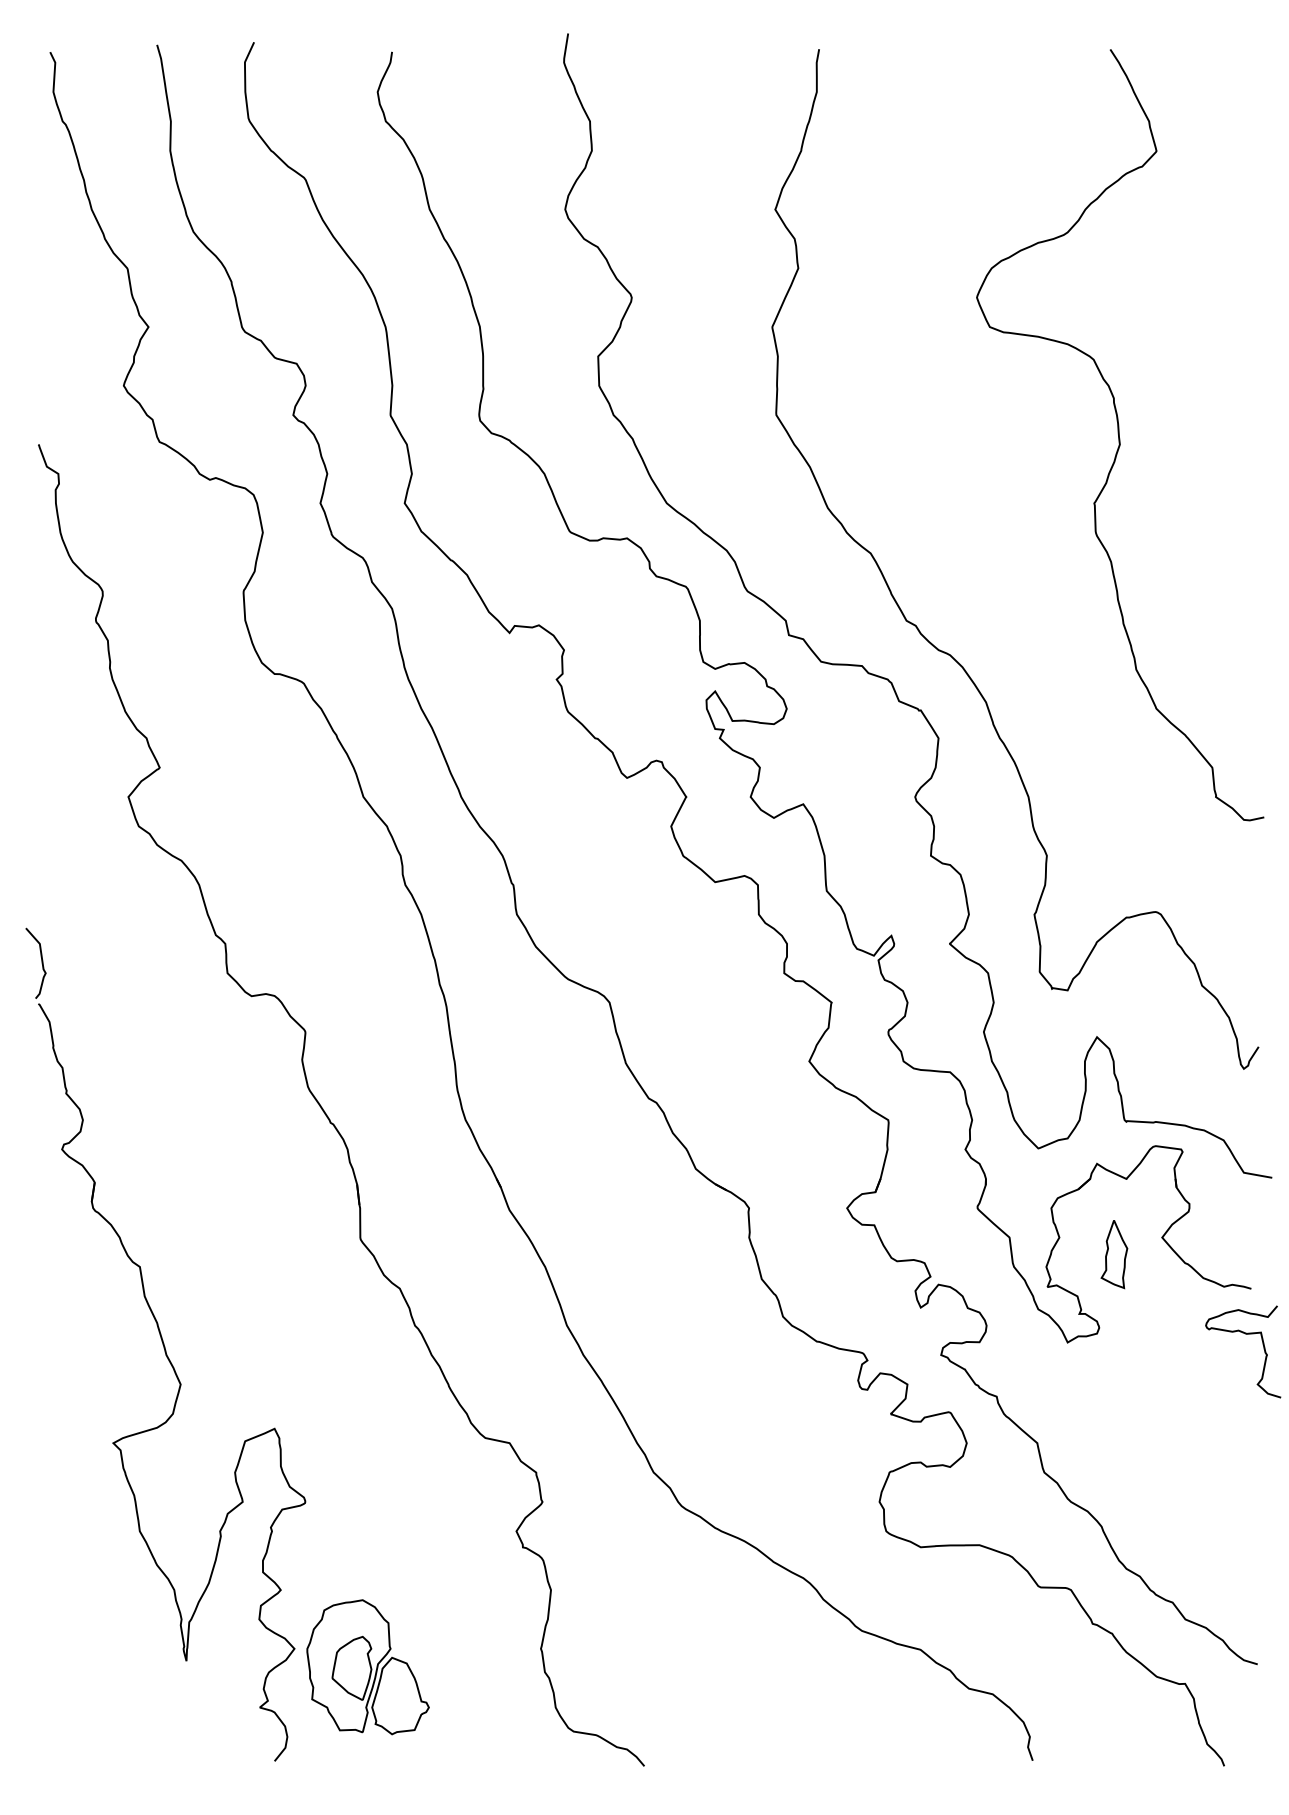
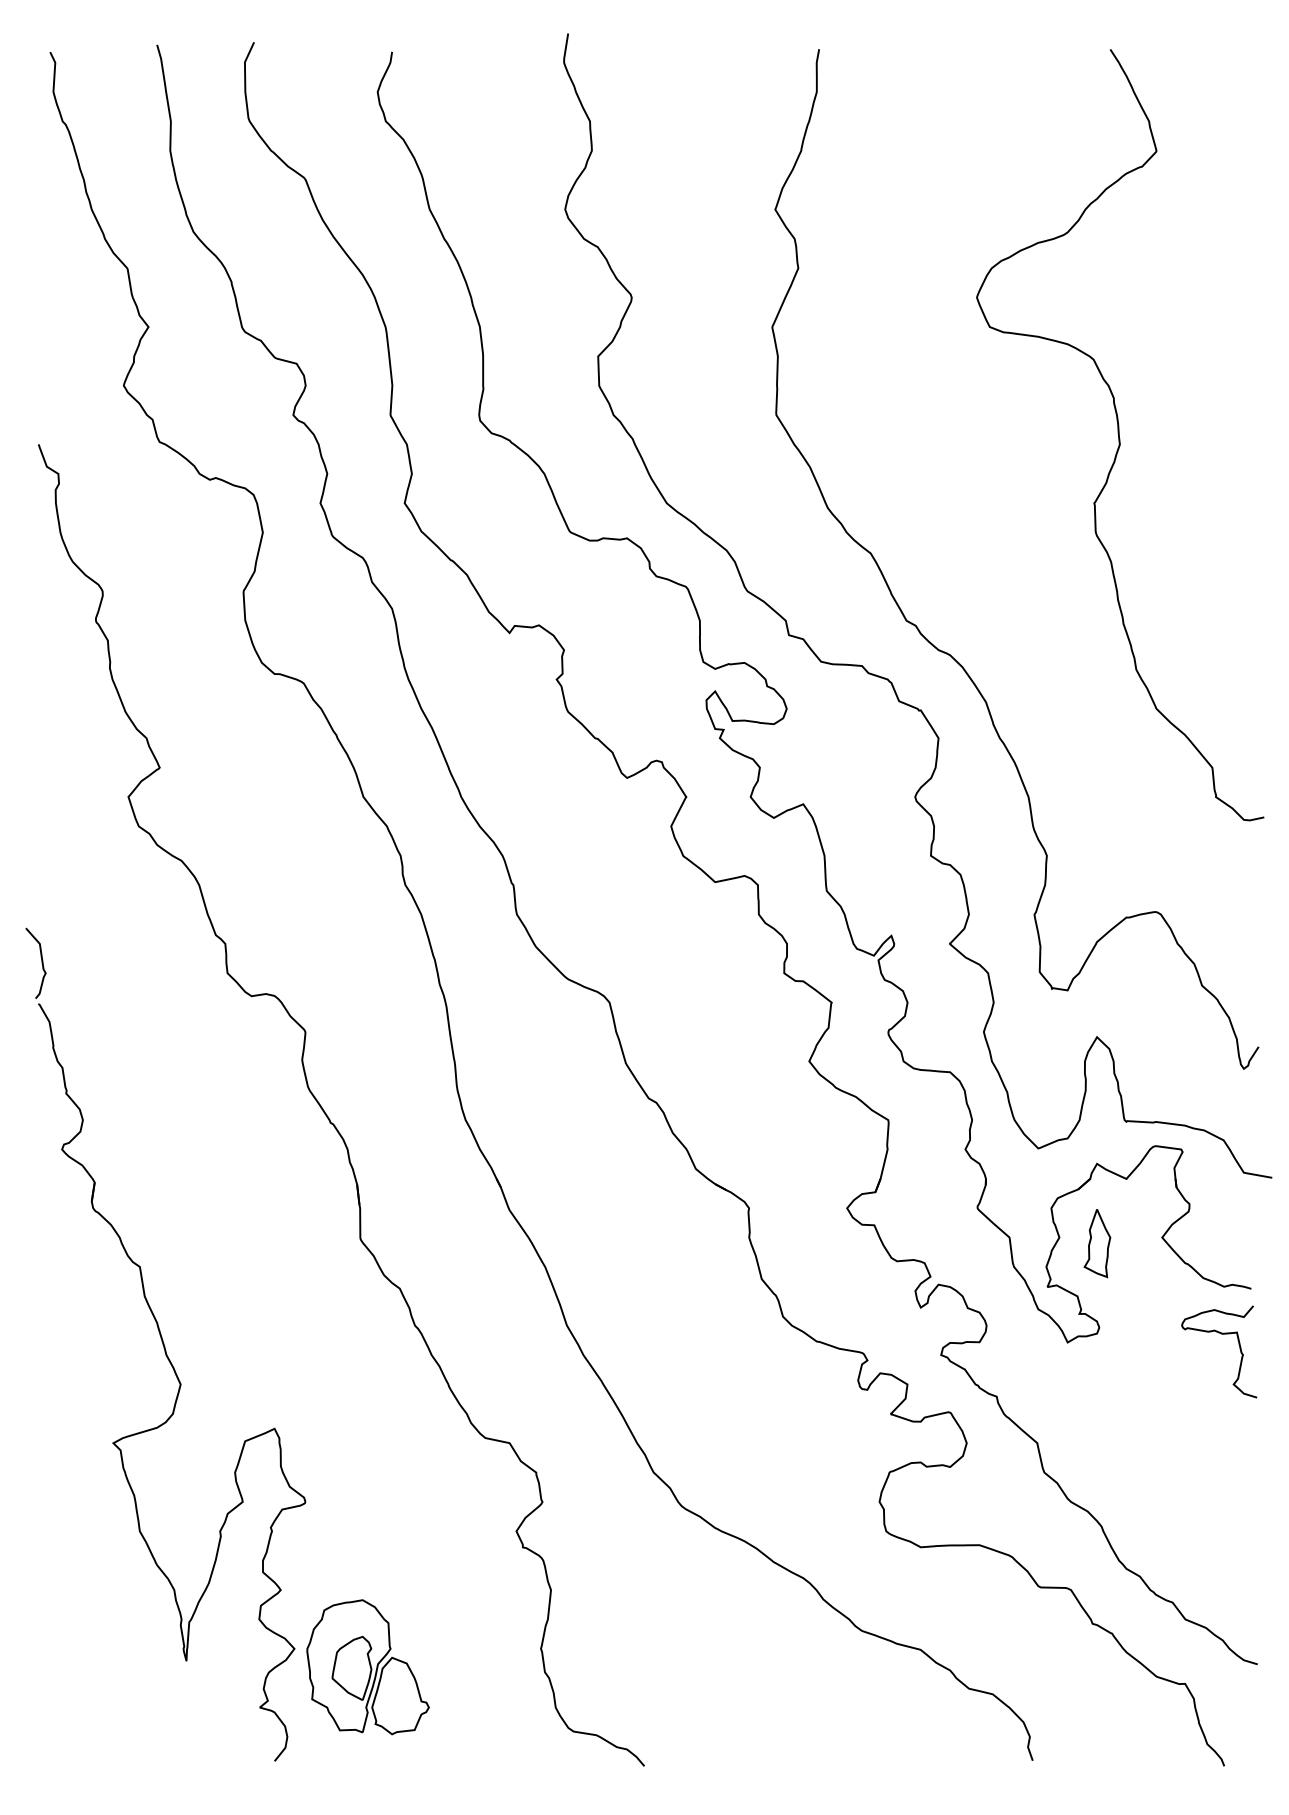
part position: (1114, 1254) -> (1097, 1243) (1097, 1243)
curve position: (1245, 1334) -> (1221, 1334) (1221, 1334)
